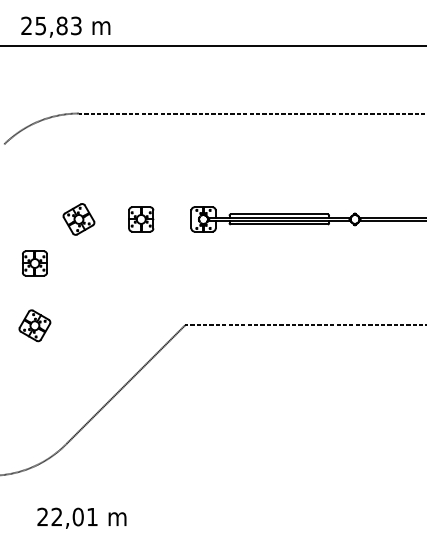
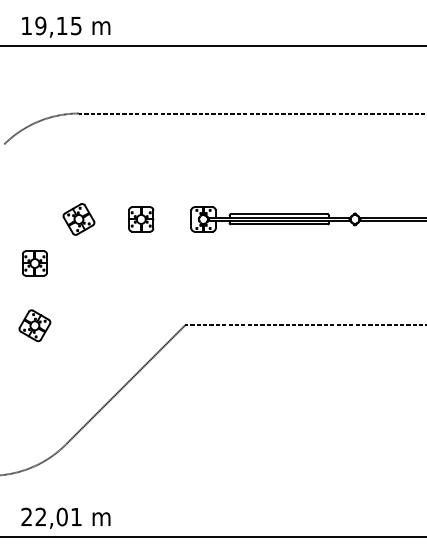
text: 25,83 -> 19,15 (51, 25)
text position: (81, 517) -> (65, 517) (65, 517)
line: none -> present (212, 537)
